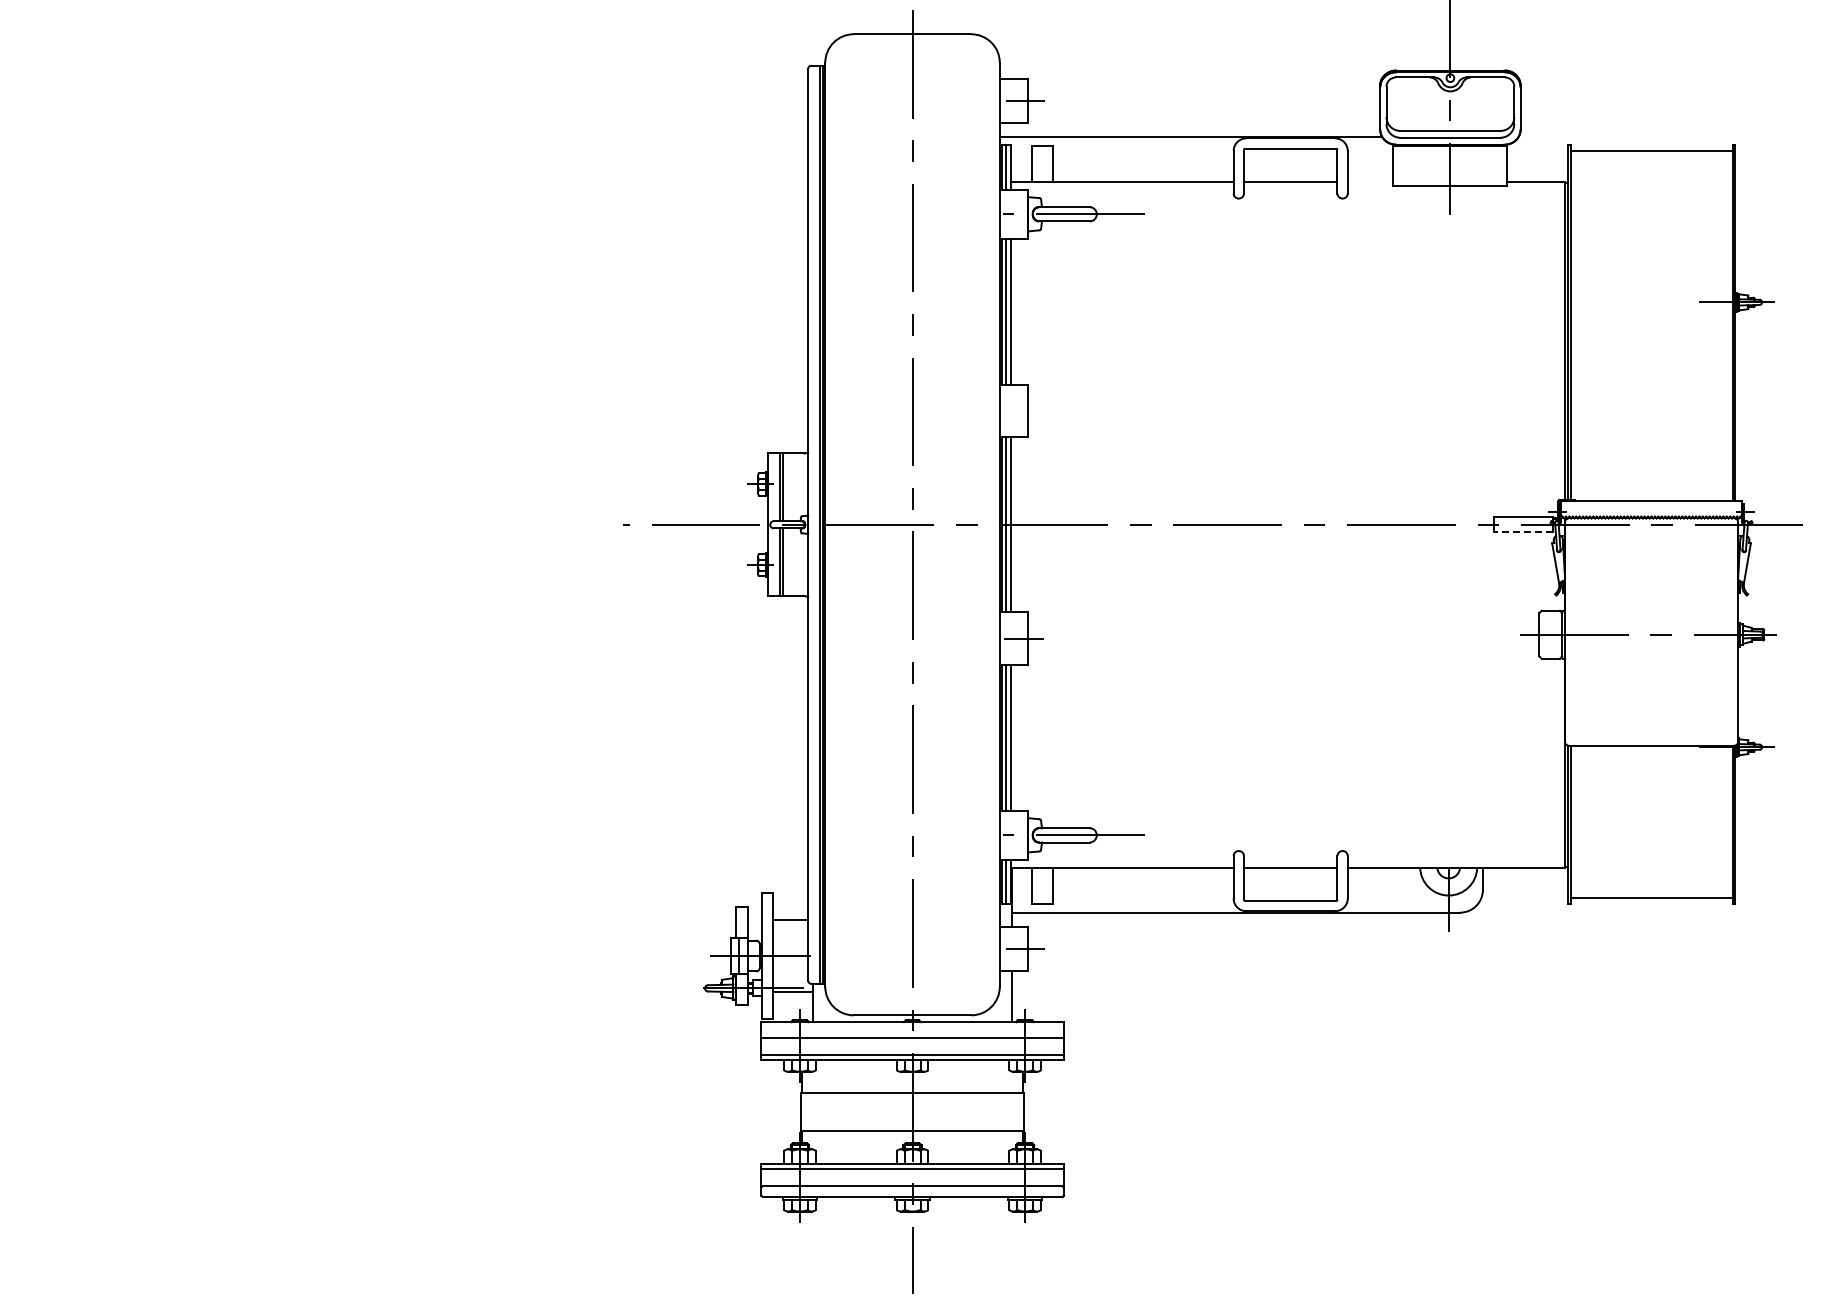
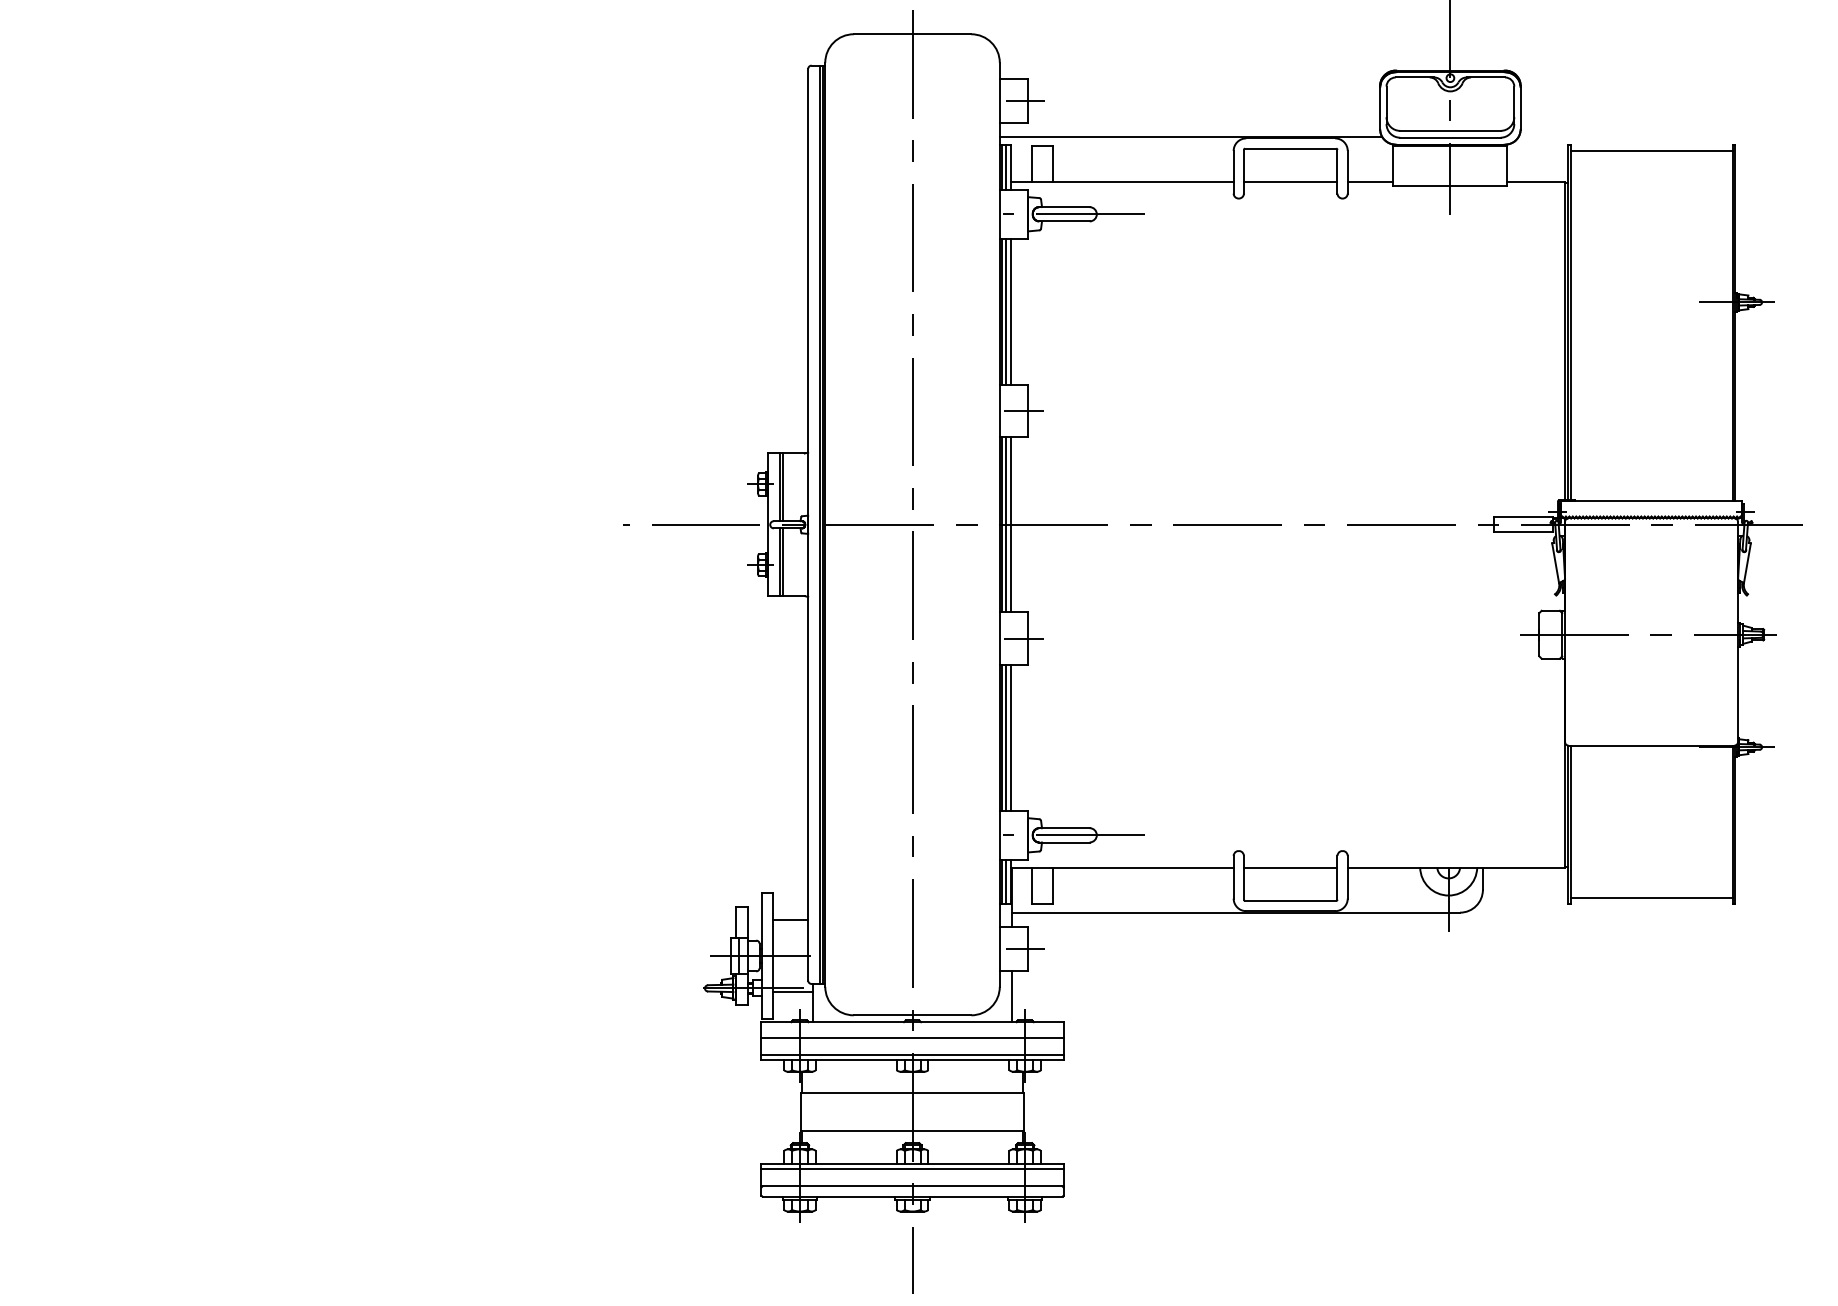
line: none -> present (1370, 182)
line: none -> present (1024, 411)
line: dashed -> solid (1523, 532)
